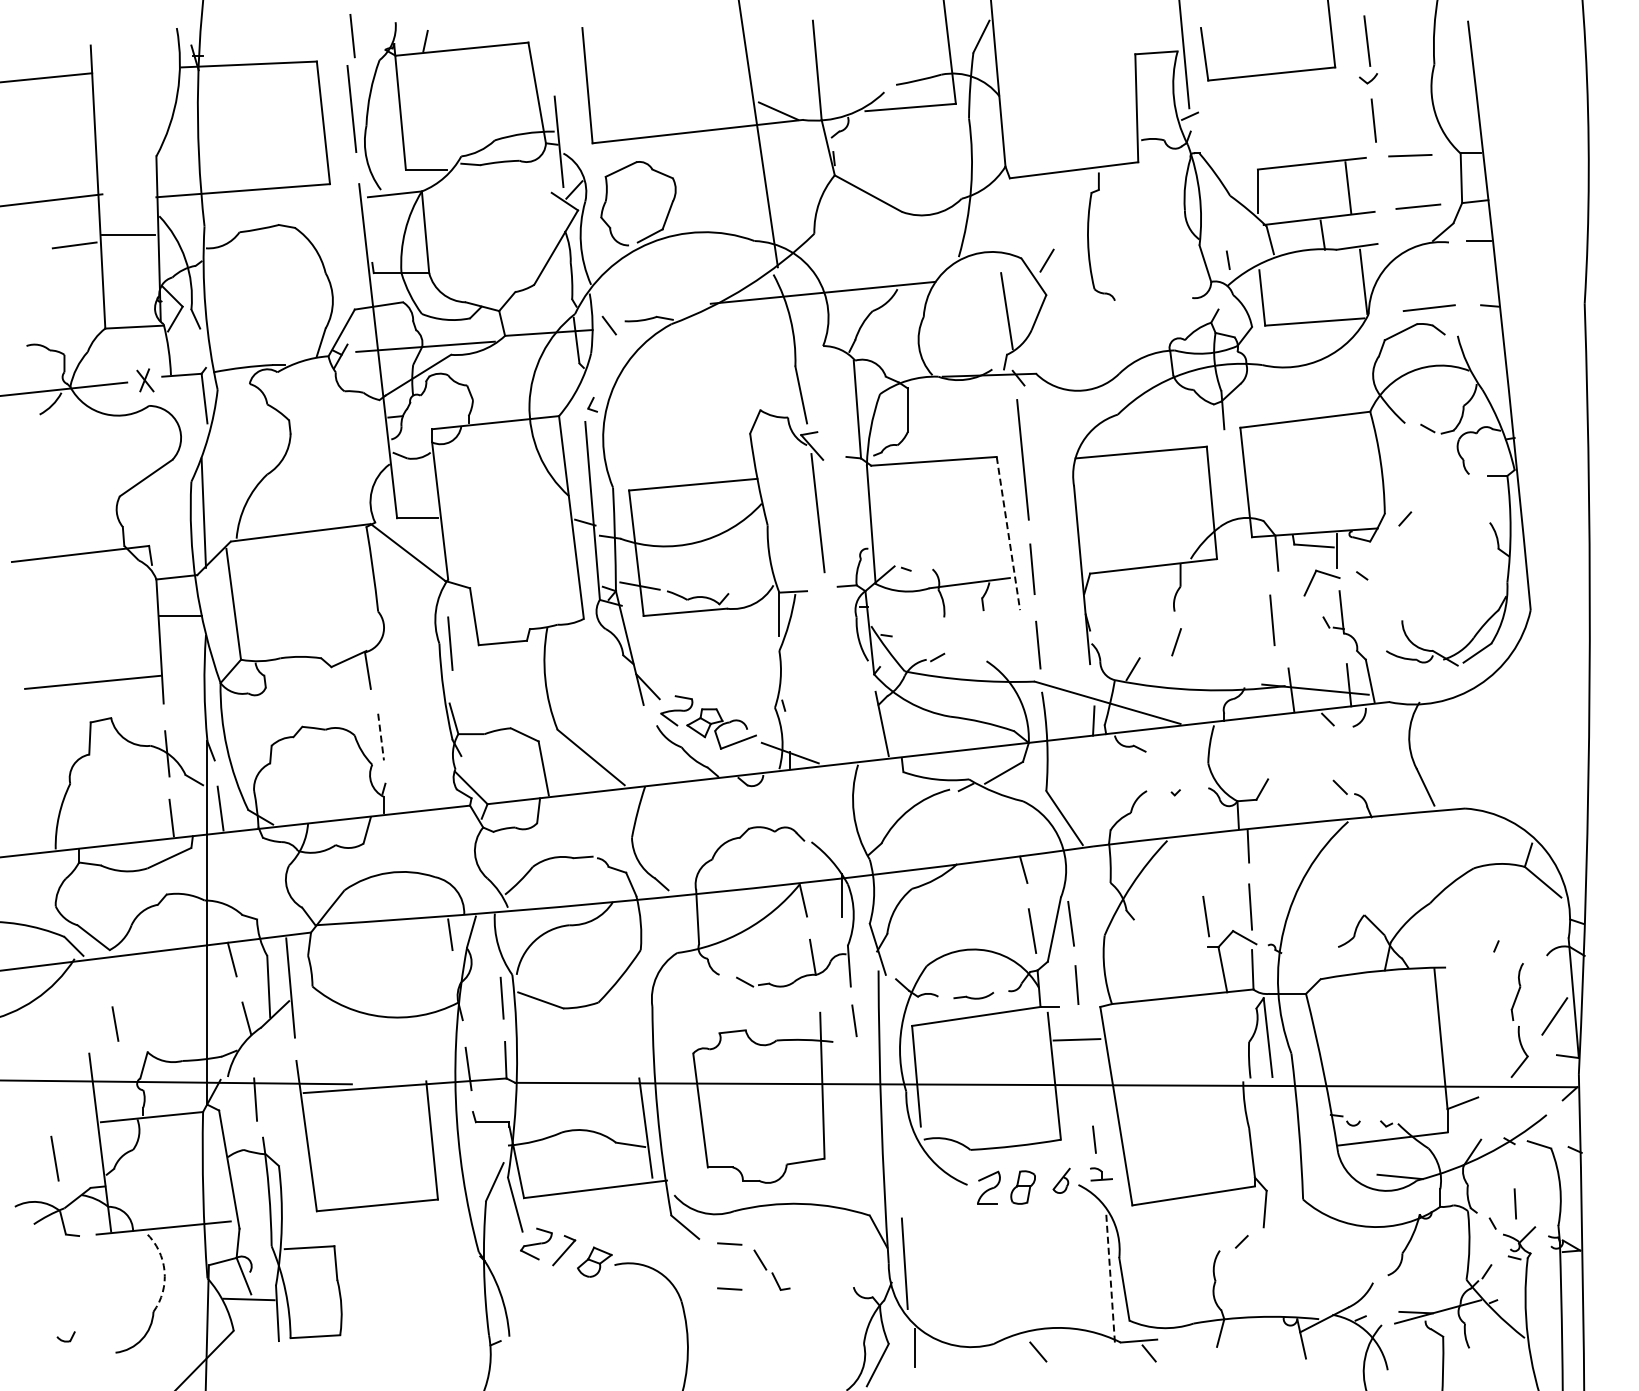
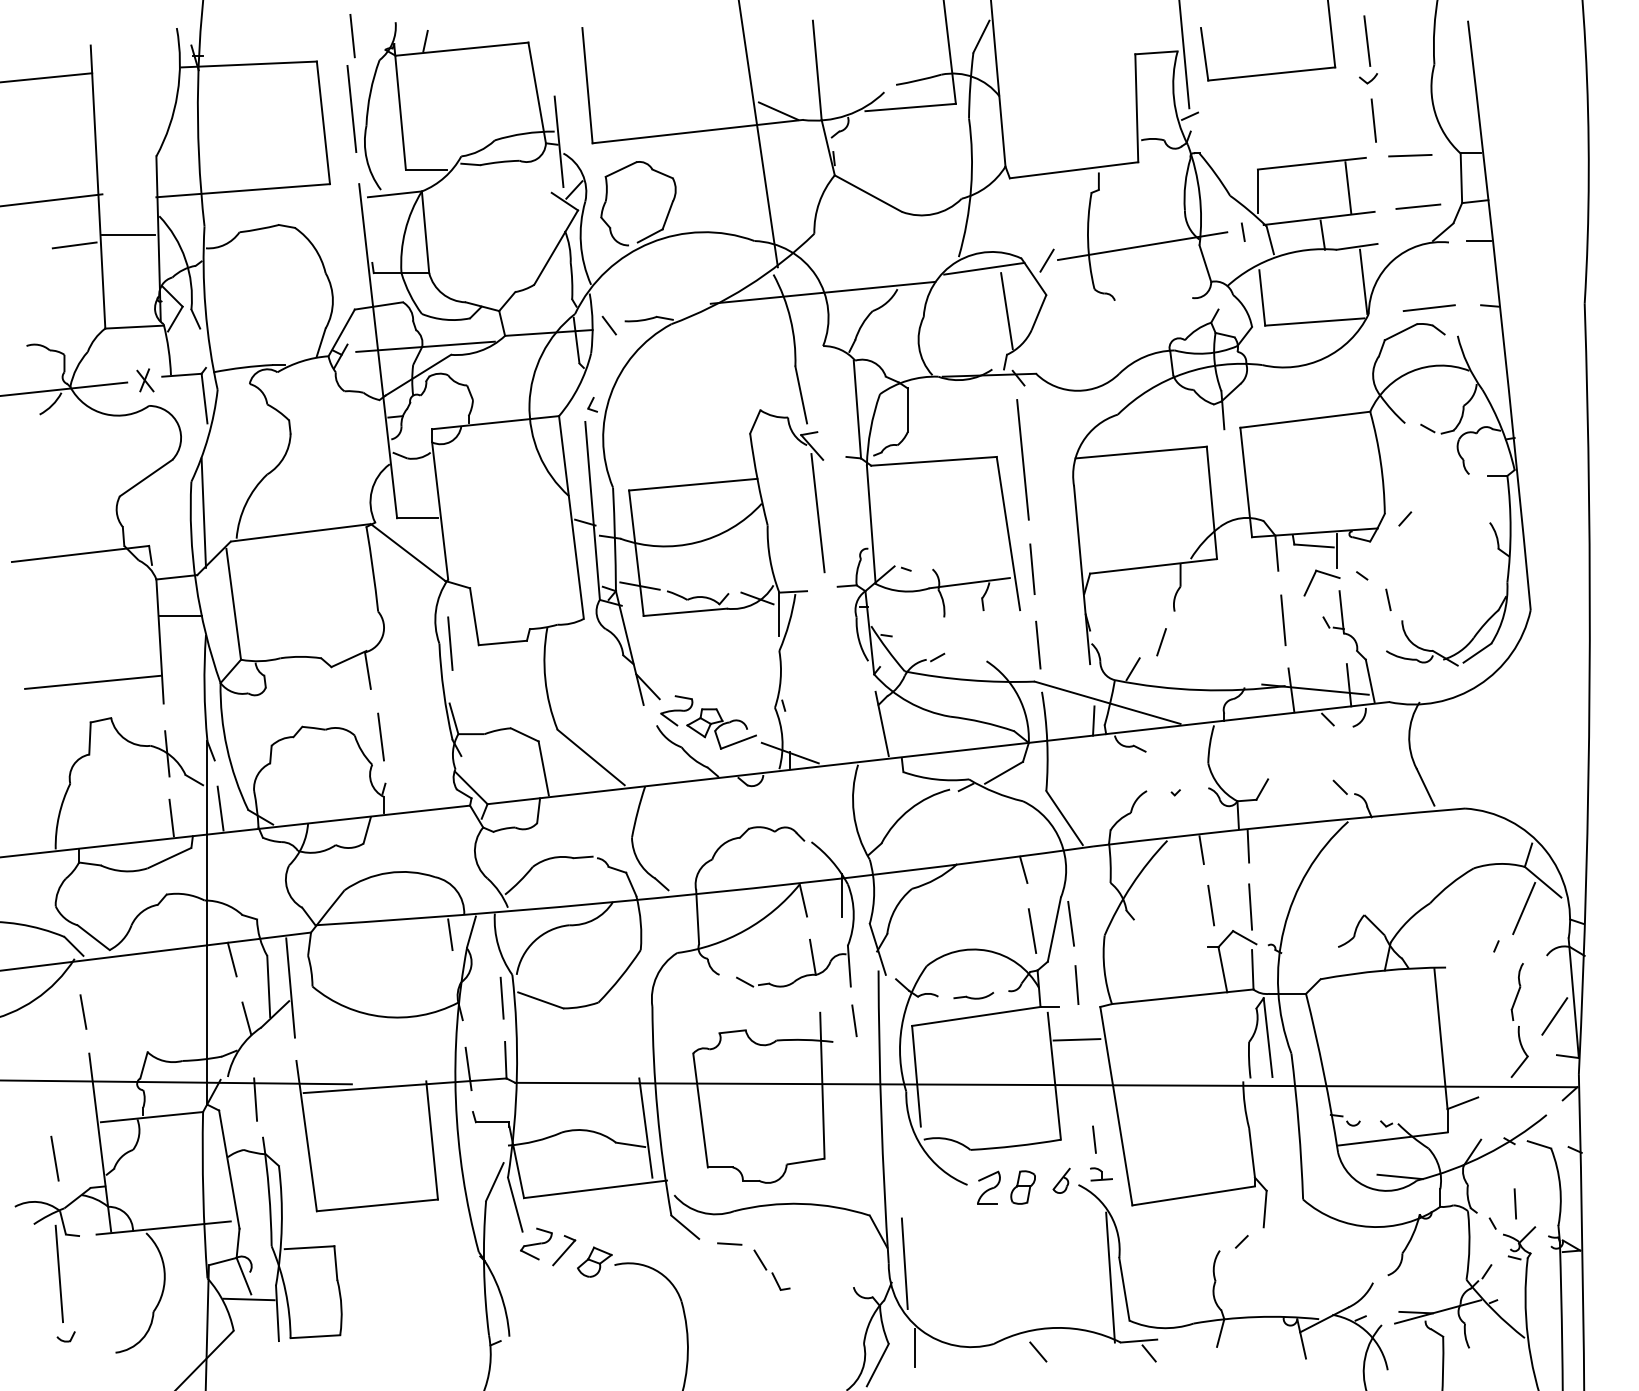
line: none -> present (1142, 246)
line position: (1227, 259) -> (1242, 231) (1242, 231)
line: none -> present (984, 268)
line: dashed -> solid (1008, 534)
line: none -> present (757, 598)
line: none -> present (1388, 599)
line position: (1272, 620) -> (1283, 620) (1283, 620)
line position: (1176, 642) -> (1161, 642) (1161, 642)
line: dashed -> solid (381, 737)
line: none -> present (1201, 850)
line: none -> present (1524, 908)
line position: (1206, 916) -> (1211, 905) (1211, 905)
line position: (115, 1023) -> (83, 1011) (83, 1011)
arc: dashed -> solid (164, 1271)
line: none -> present (59, 1273)
line: dashed -> solid (1110, 1277)
line: present -> none (729, 1288)
